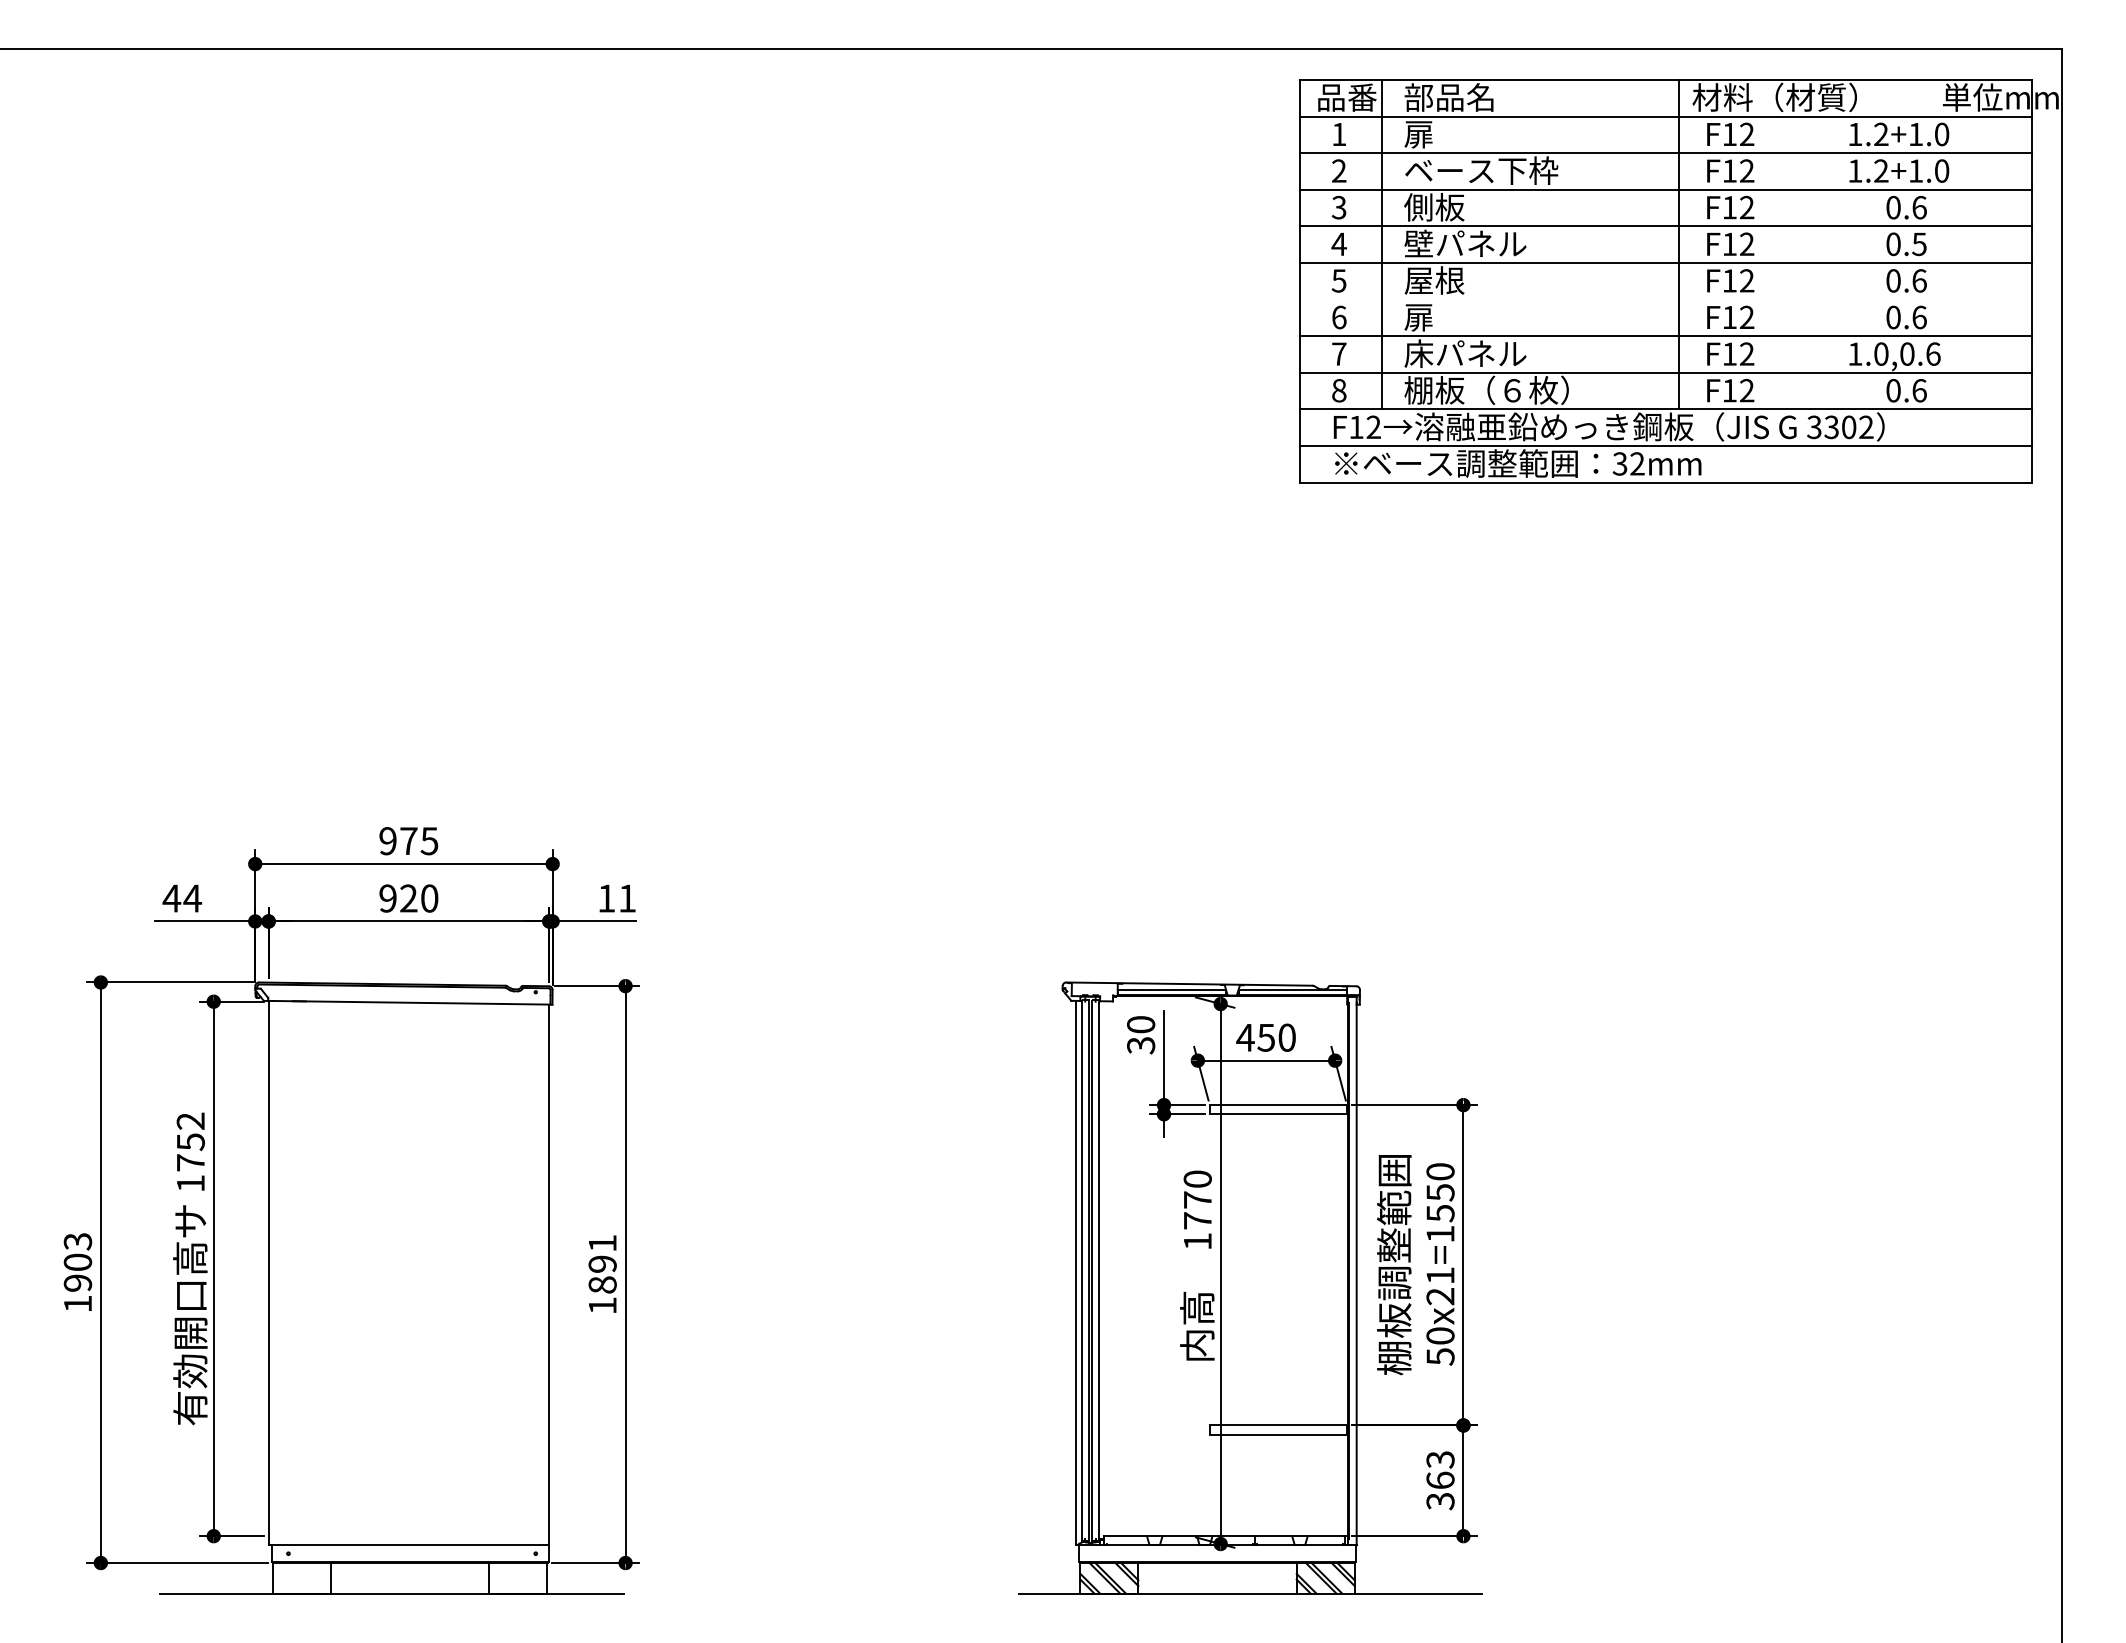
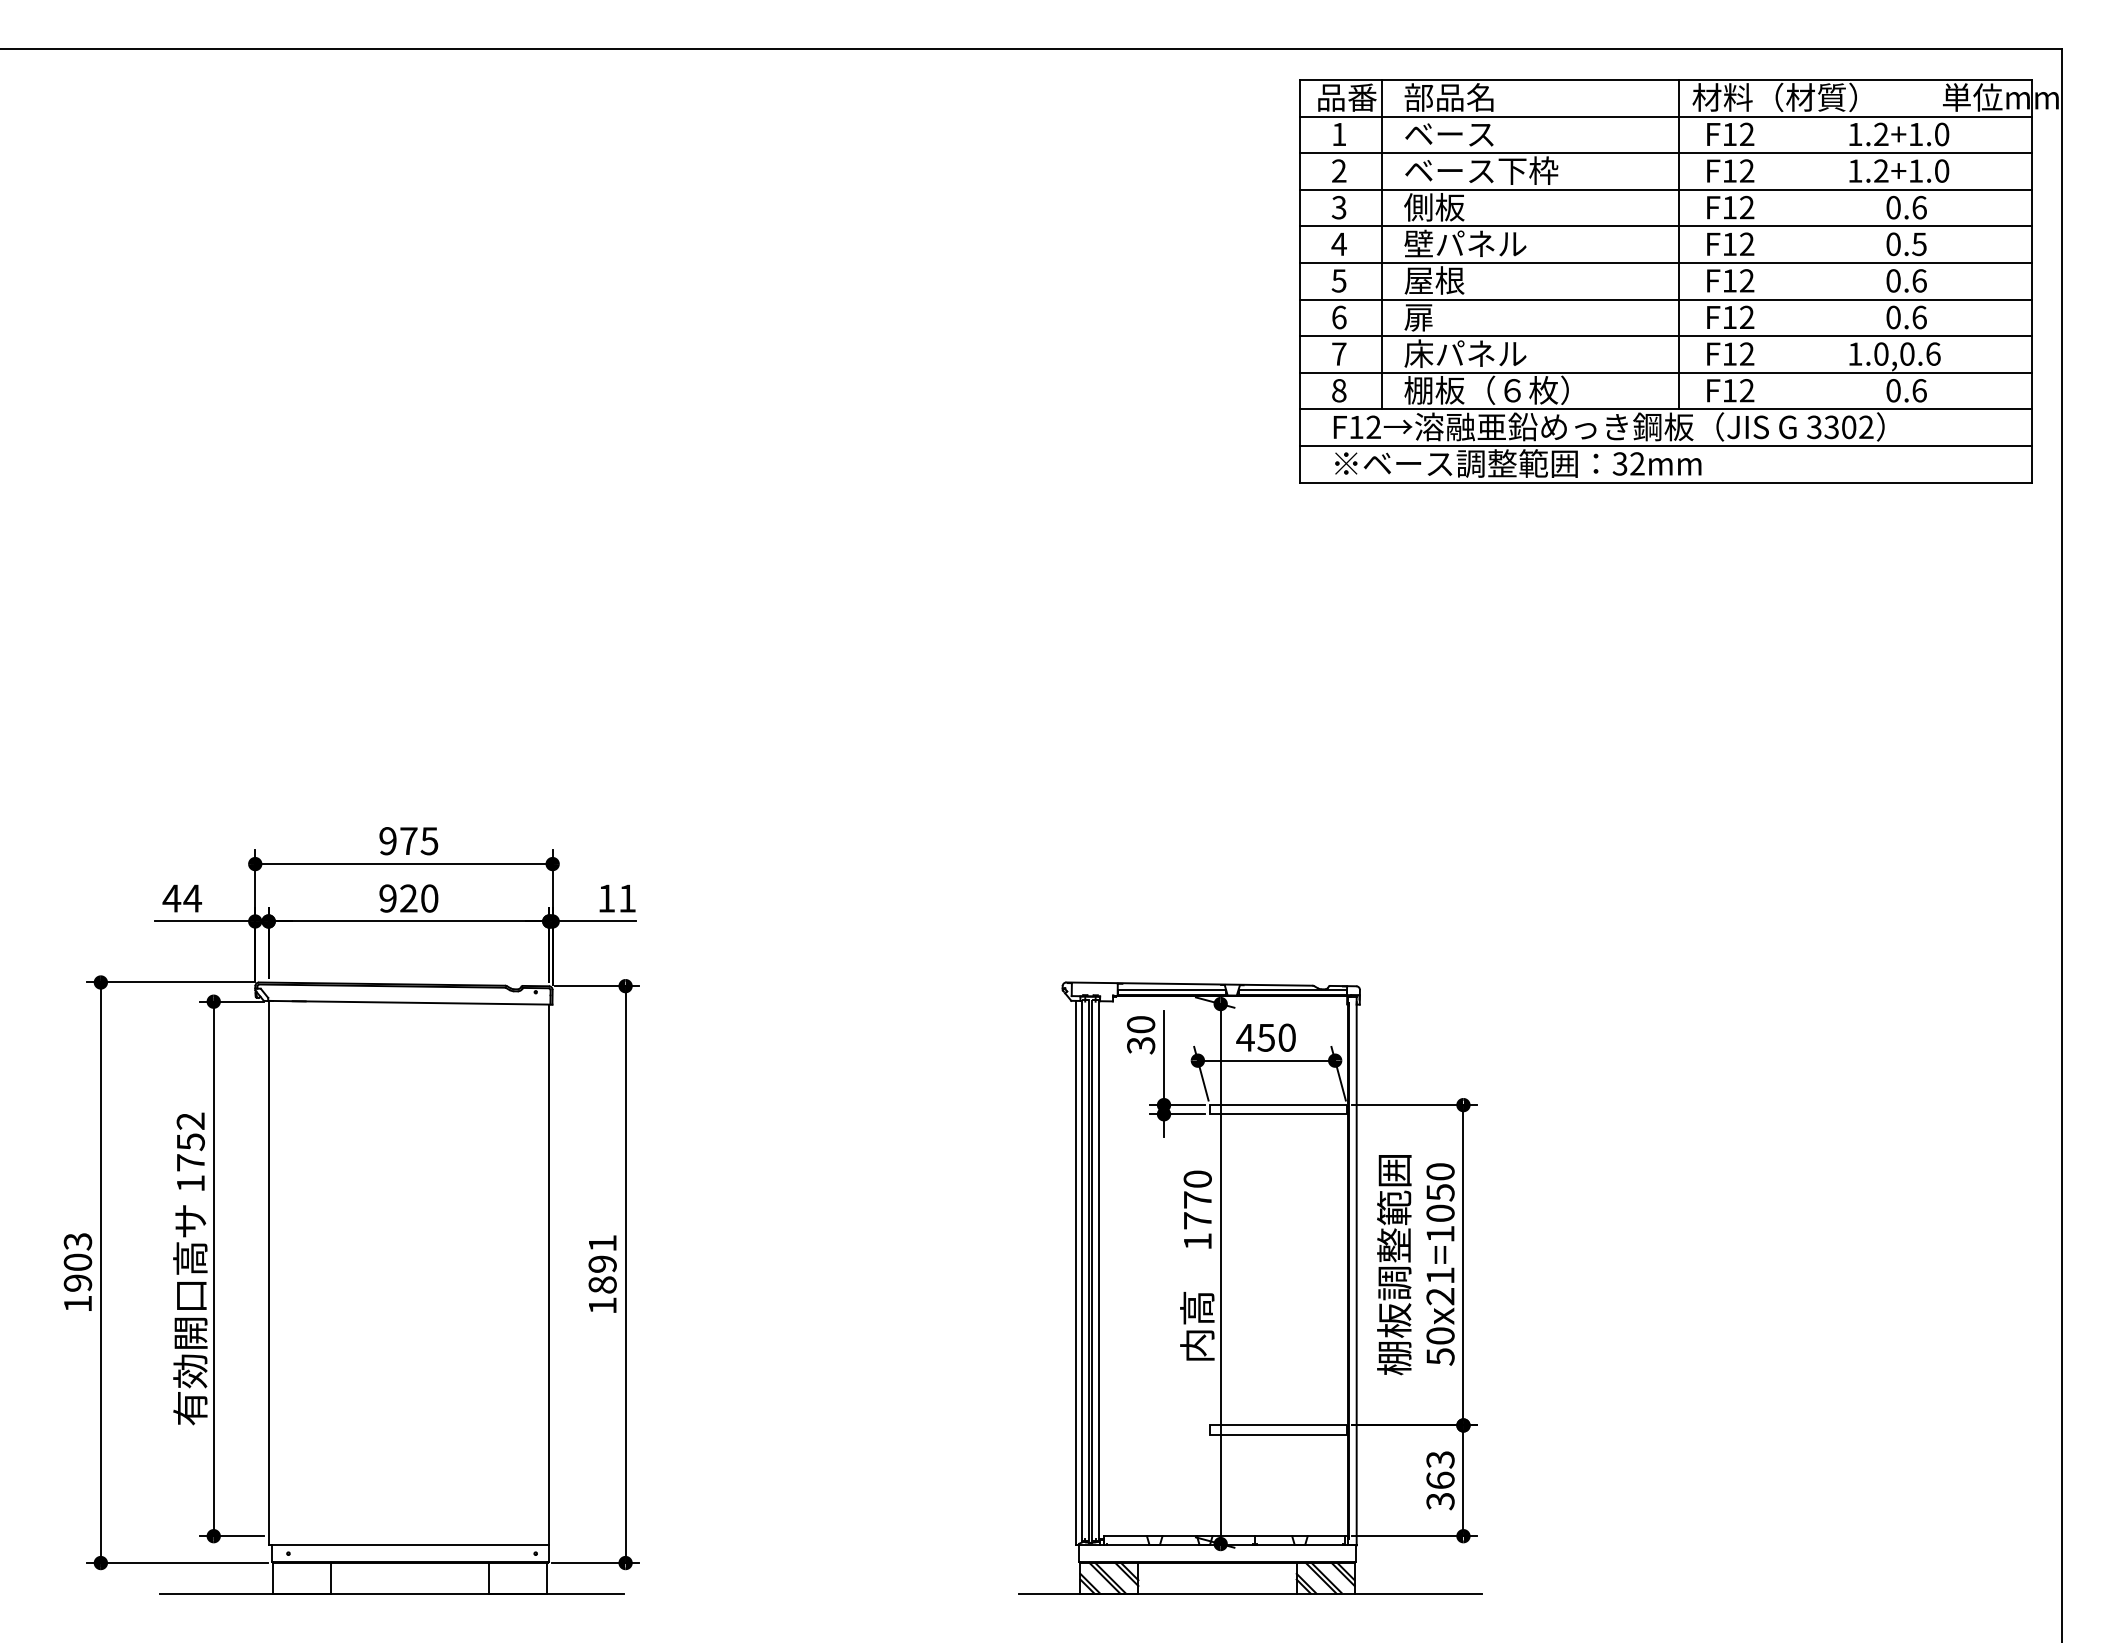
text: 扉 -> ベース (1448, 134)
line: none -> present (1665, 299)
text: 50x21=1550 -> 50x21=1050 (1440, 1213)
